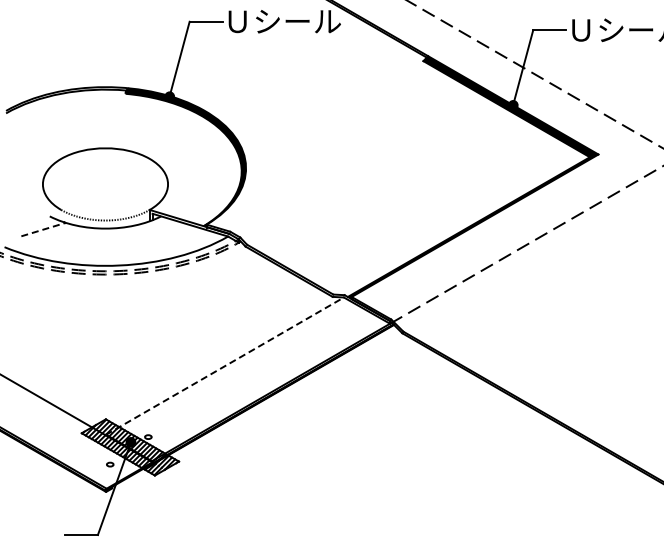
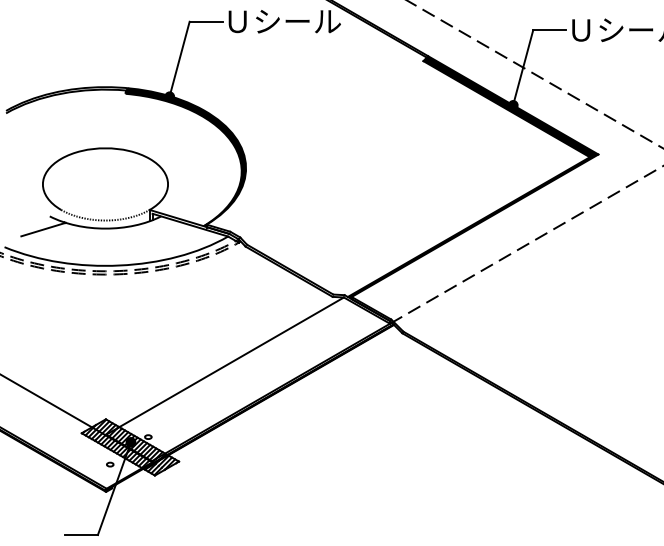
line: dashed -> solid (44, 229)
line: dashed -> solid (225, 365)
